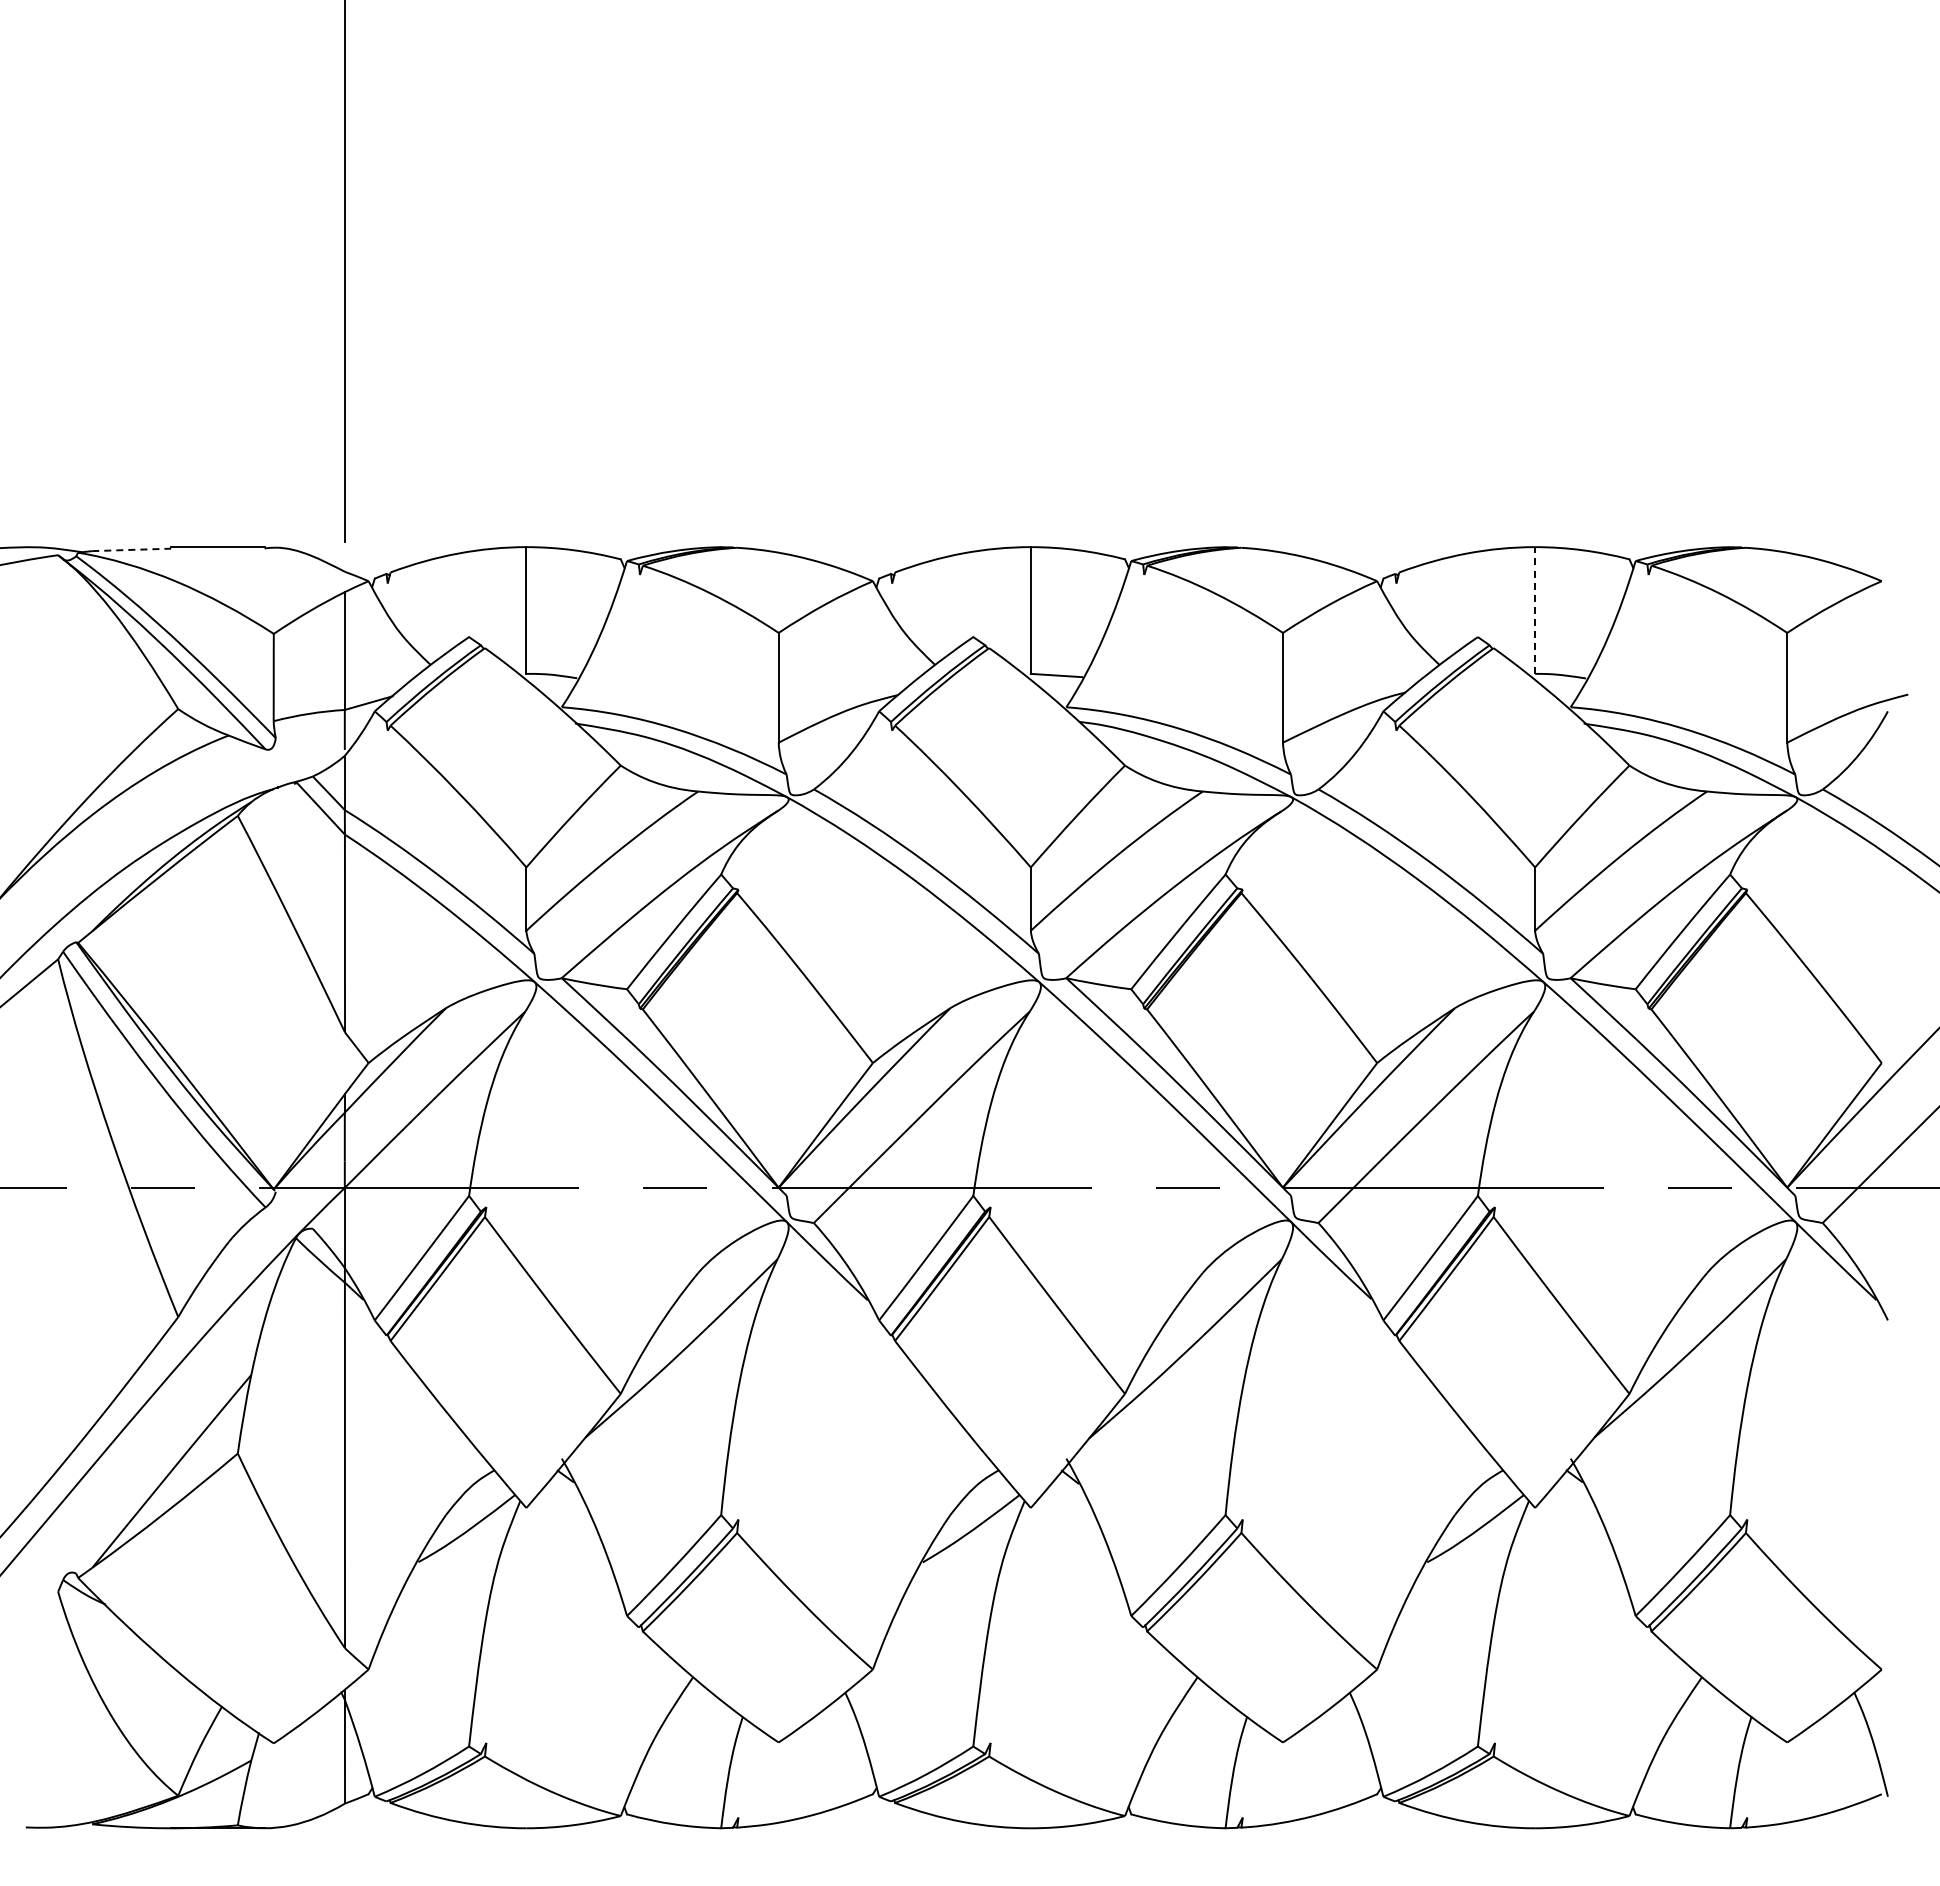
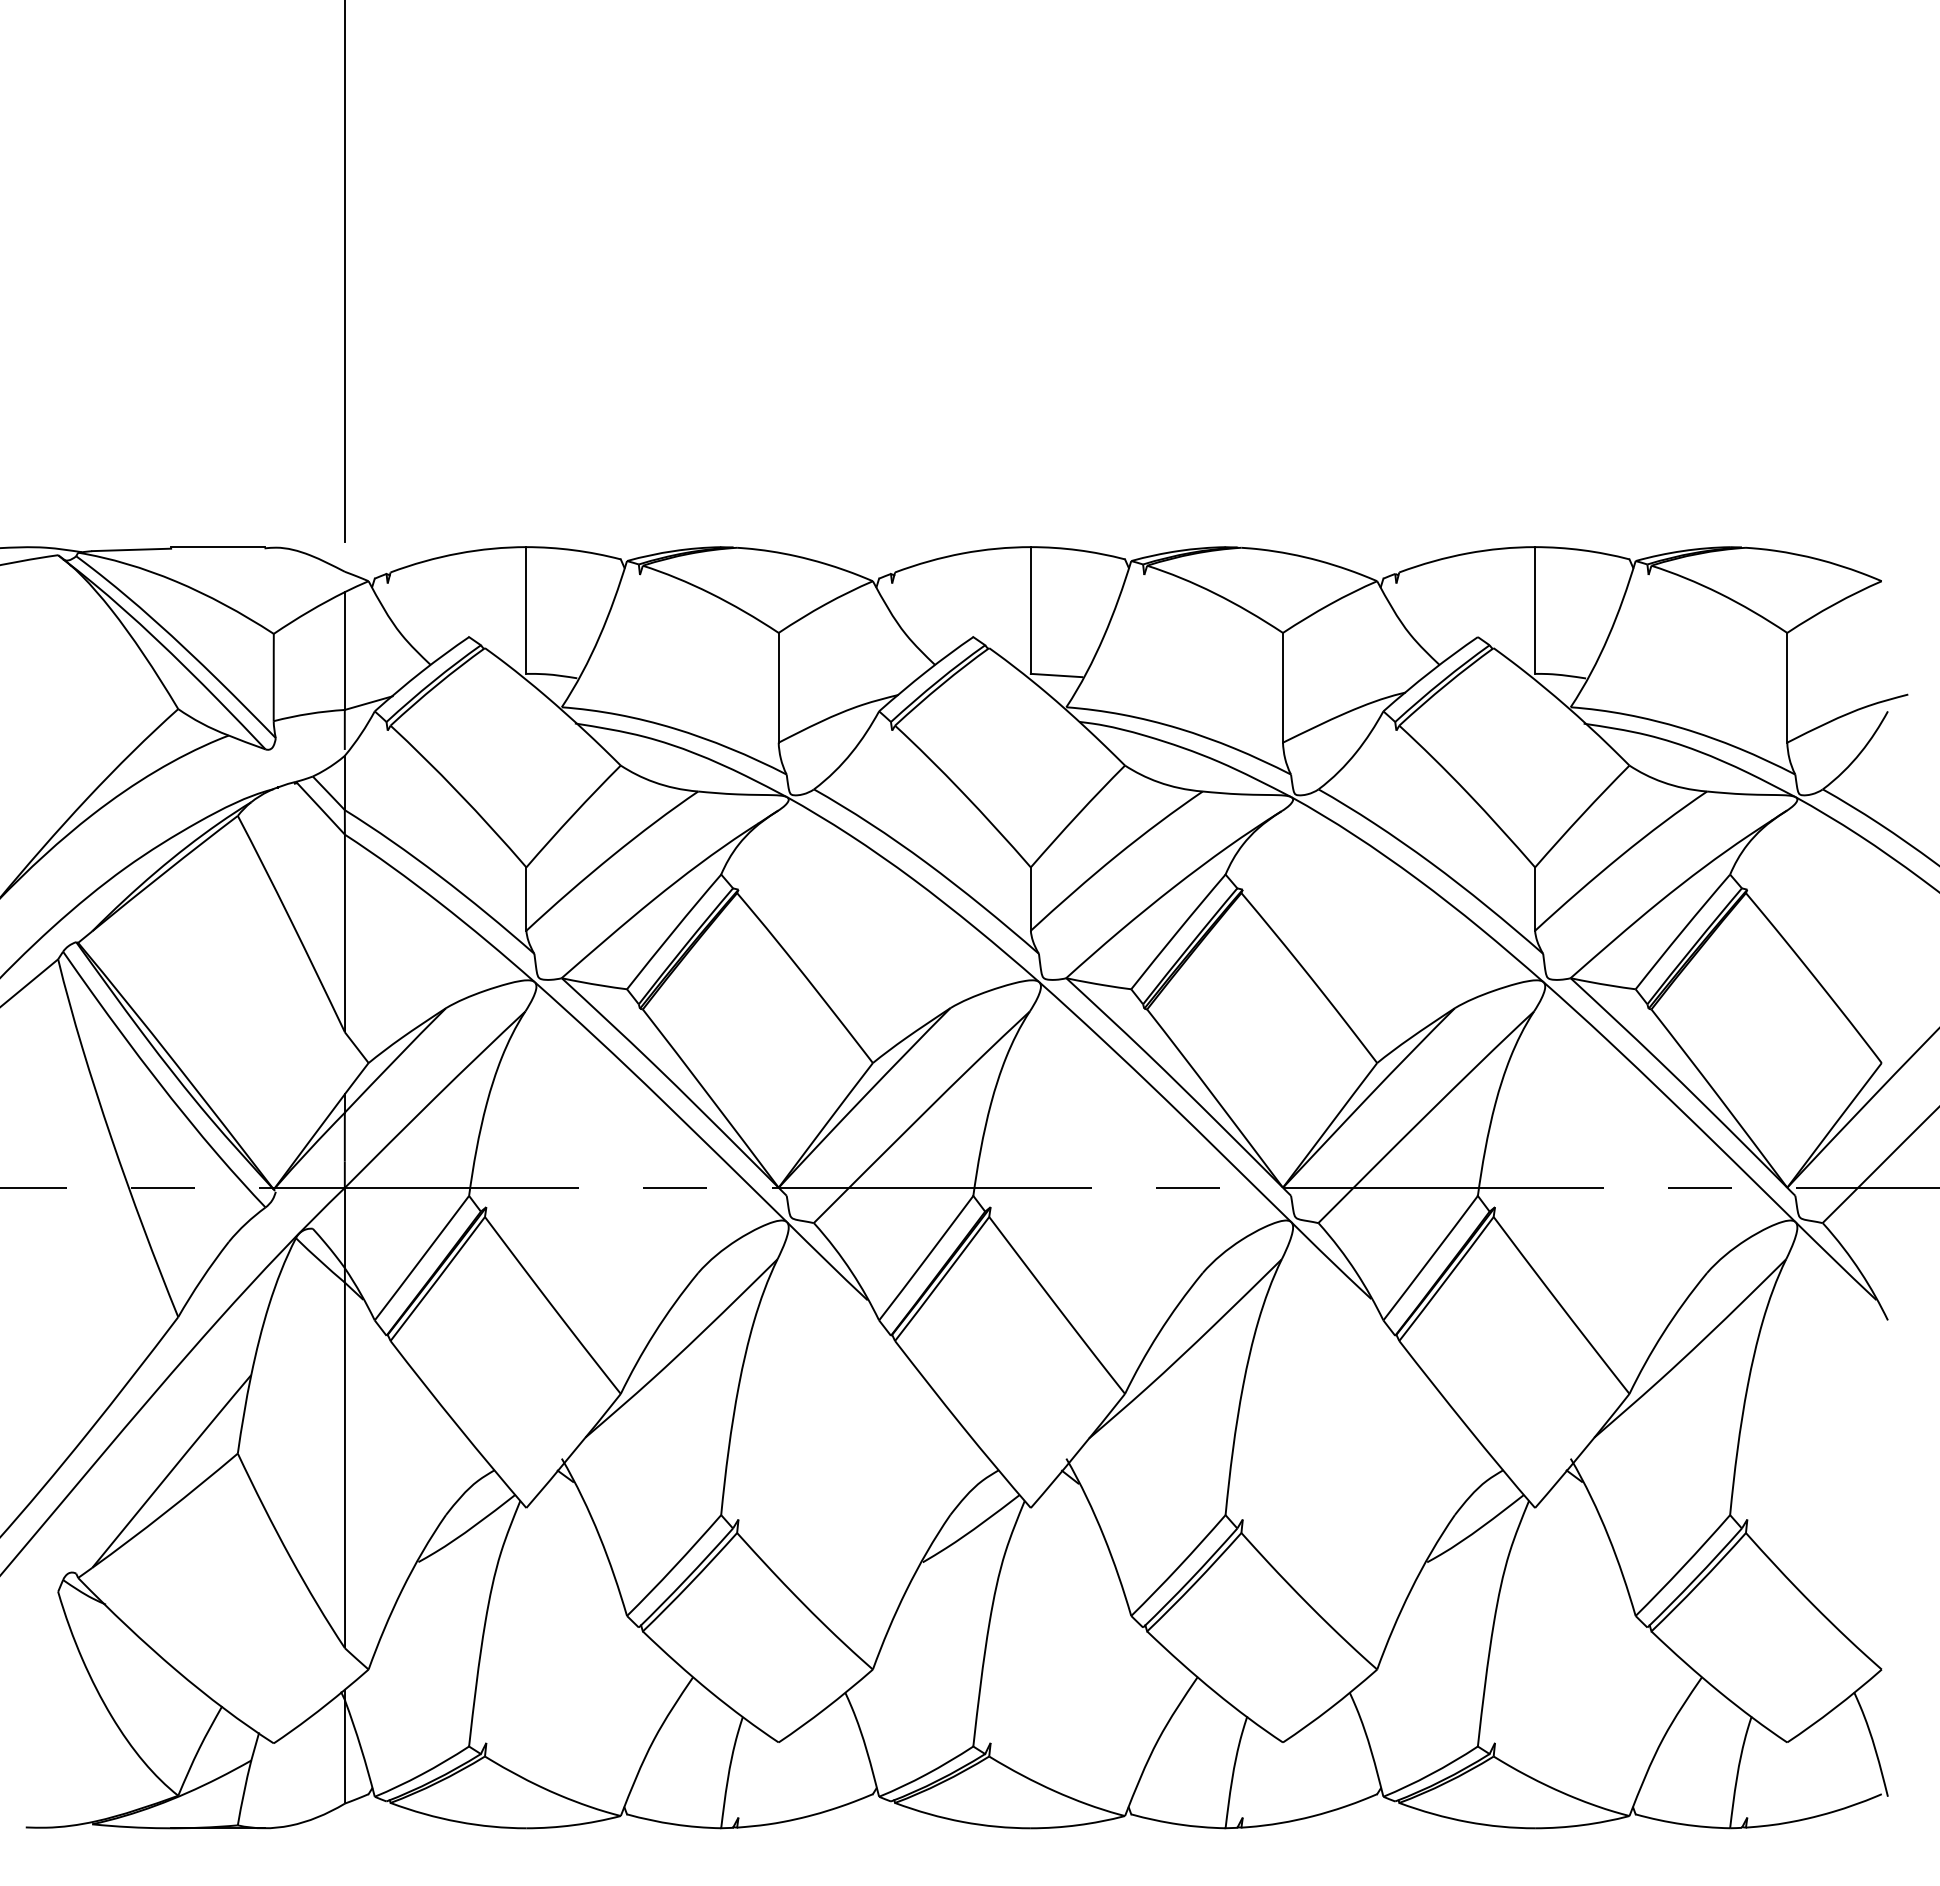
line: dashed -> solid (132, 549)
line: dashed -> solid (1535, 610)
